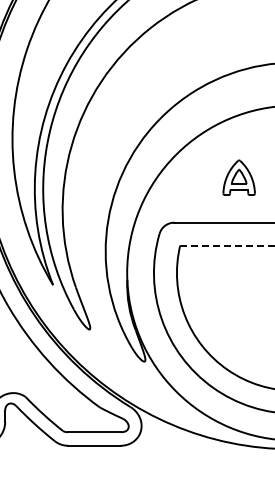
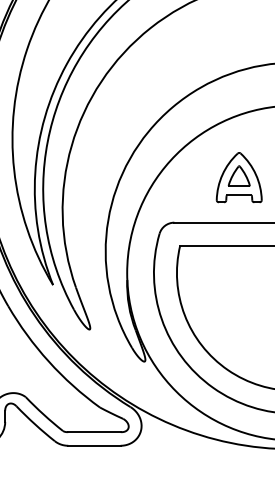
part size: 34x37 px -> 48x52 px (238, 177)
line: dashed -> solid (227, 245)
